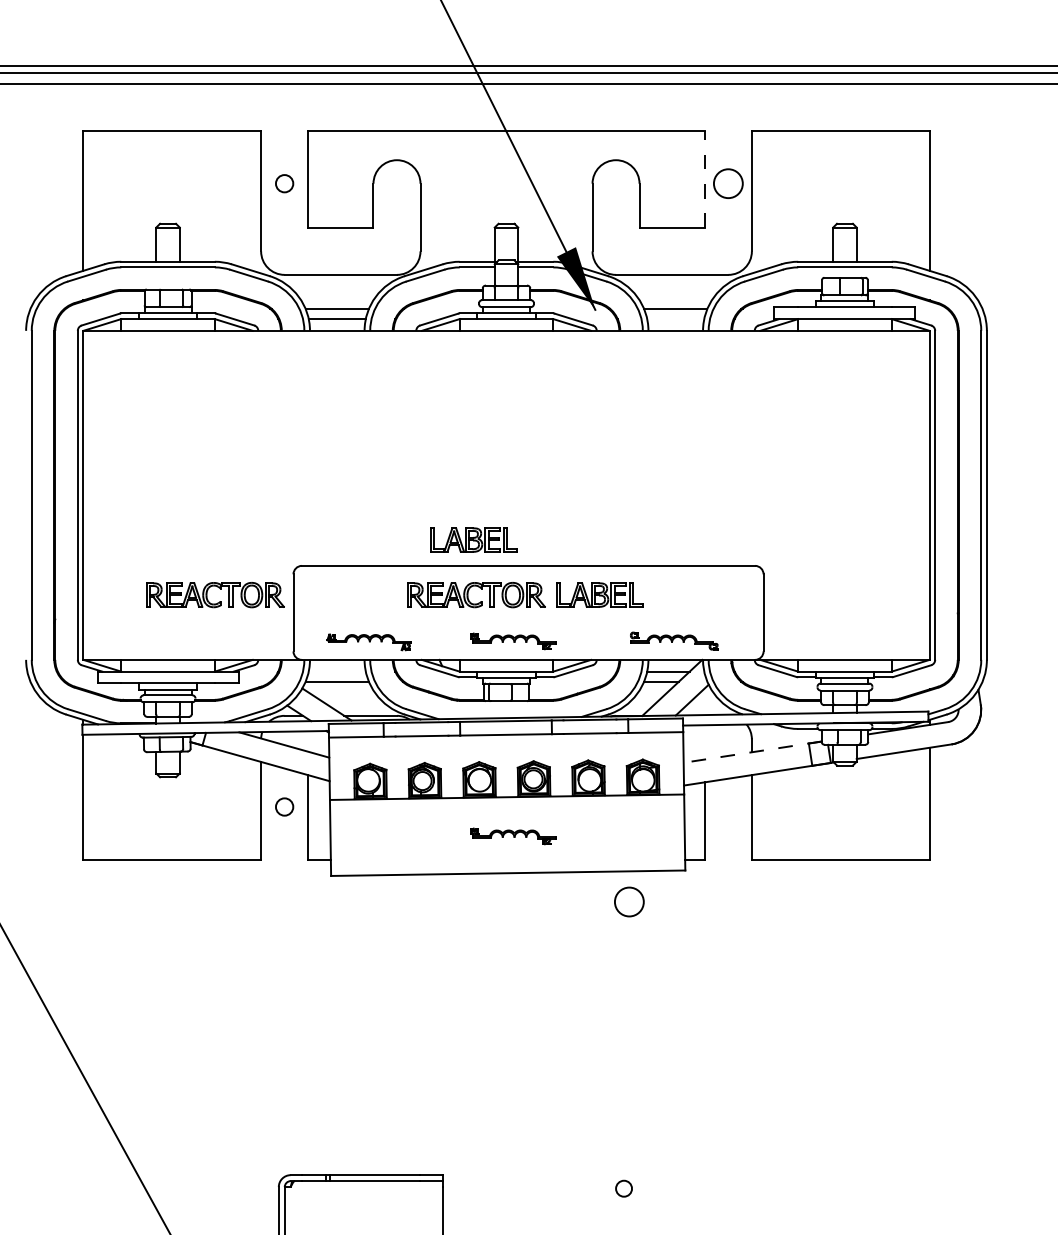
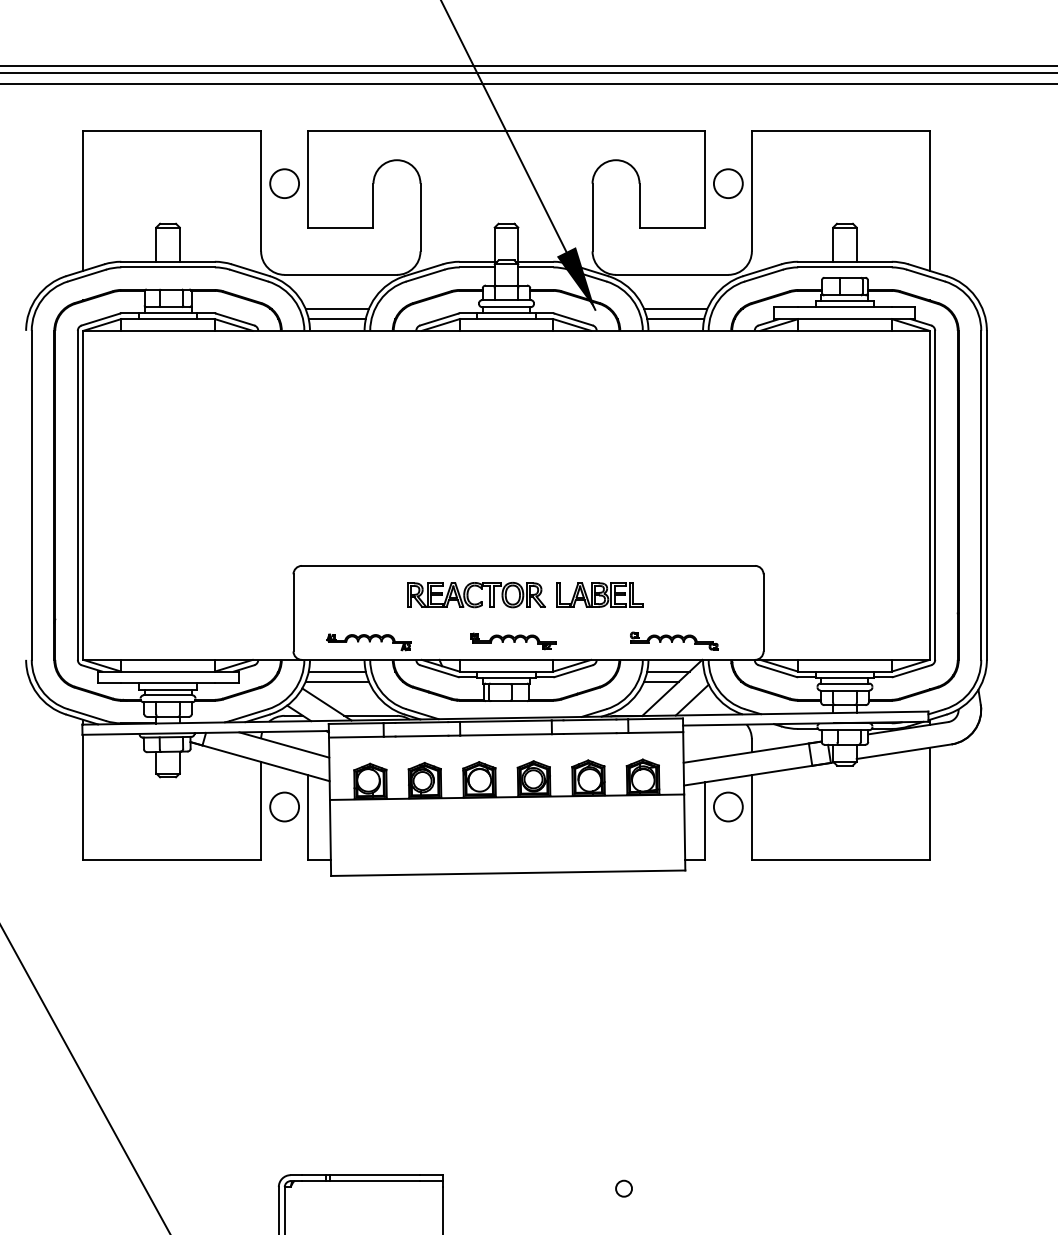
line: dashed -> solid (704, 178)
circle diameter: 17 px -> 29 px (284, 183)
line: none -> present (675, 319)
part: present -> none (473, 539)
part: present -> none (219, 601)
line: none -> present (336, 671)
line: dashed -> solid (752, 752)
circle diameter: 17 px -> 29 px (284, 806)
part: present -> none (513, 836)
circle position: (629, 901) -> (728, 806) (728, 806)
